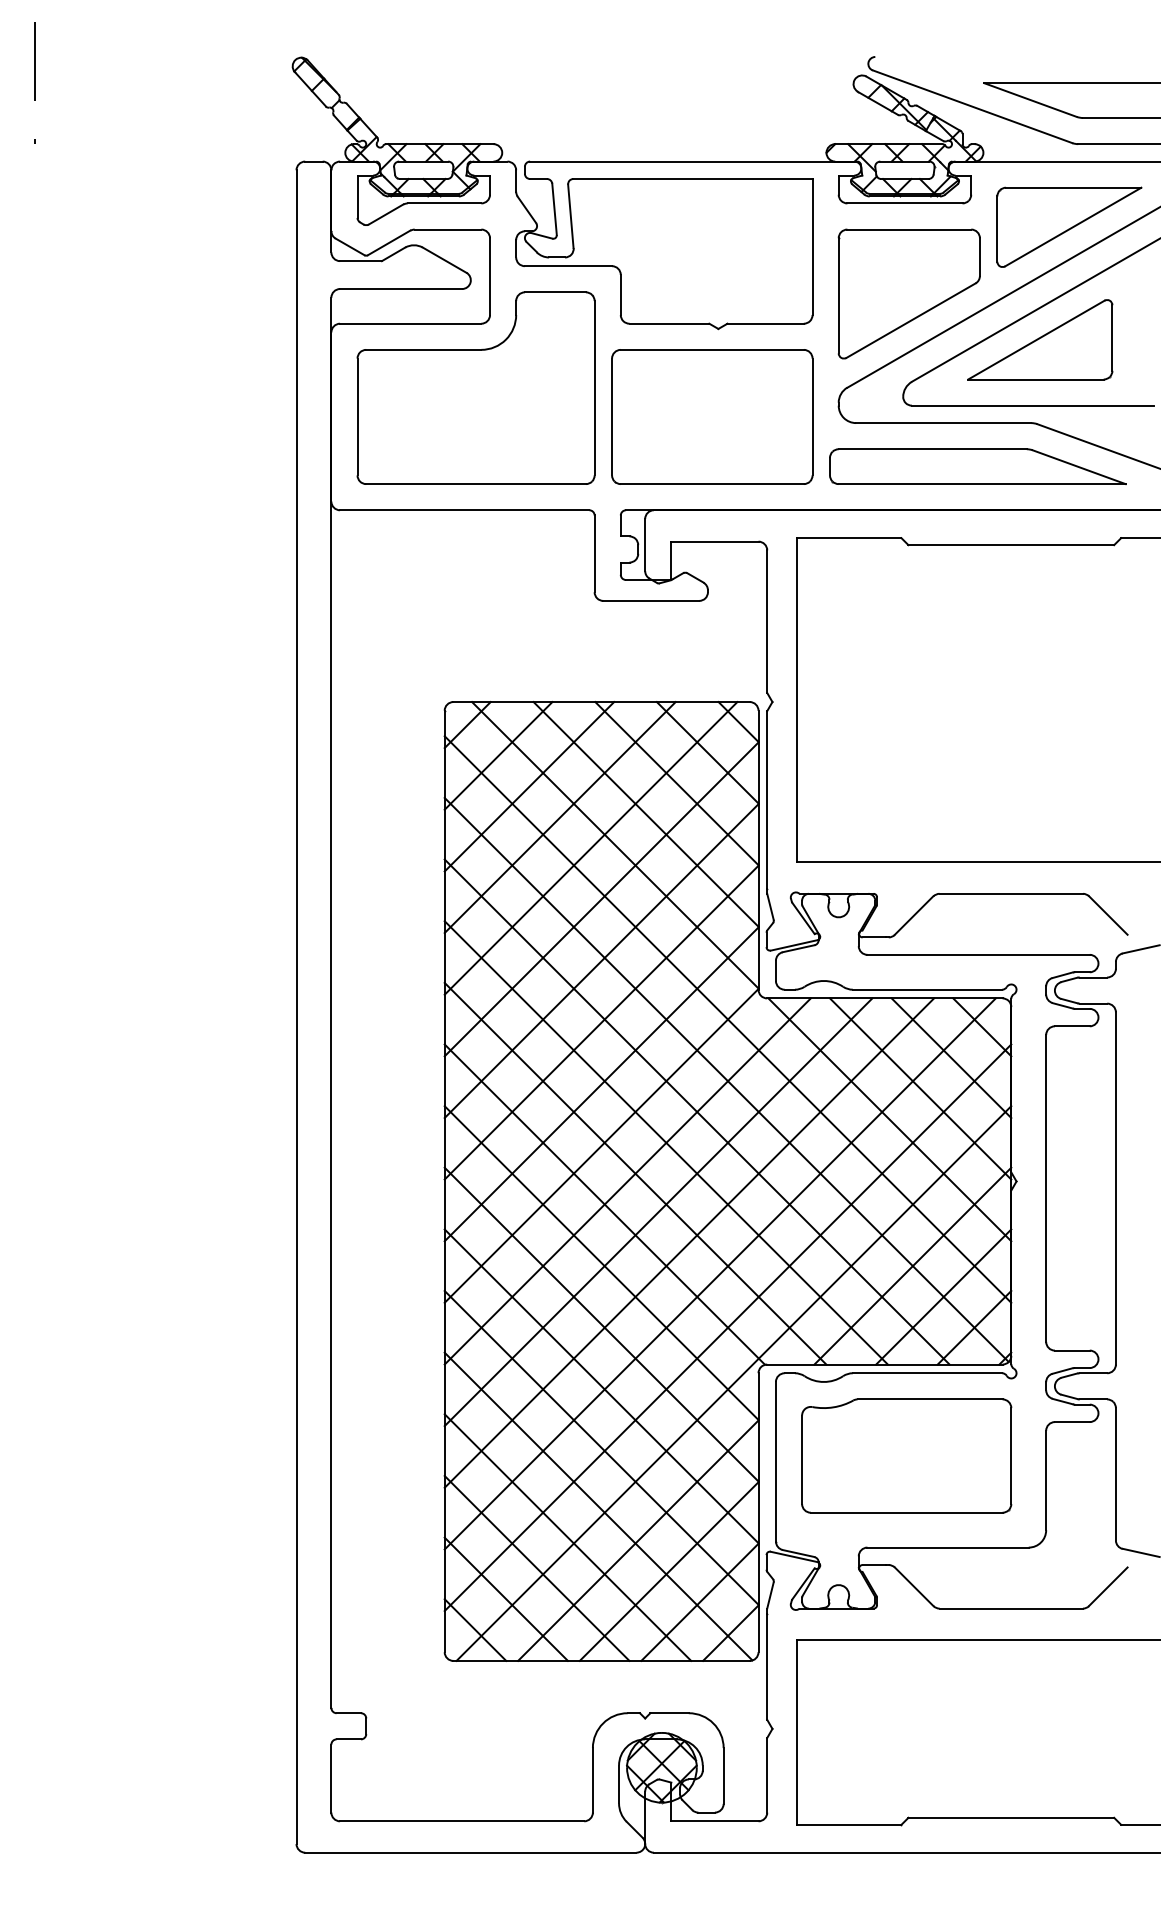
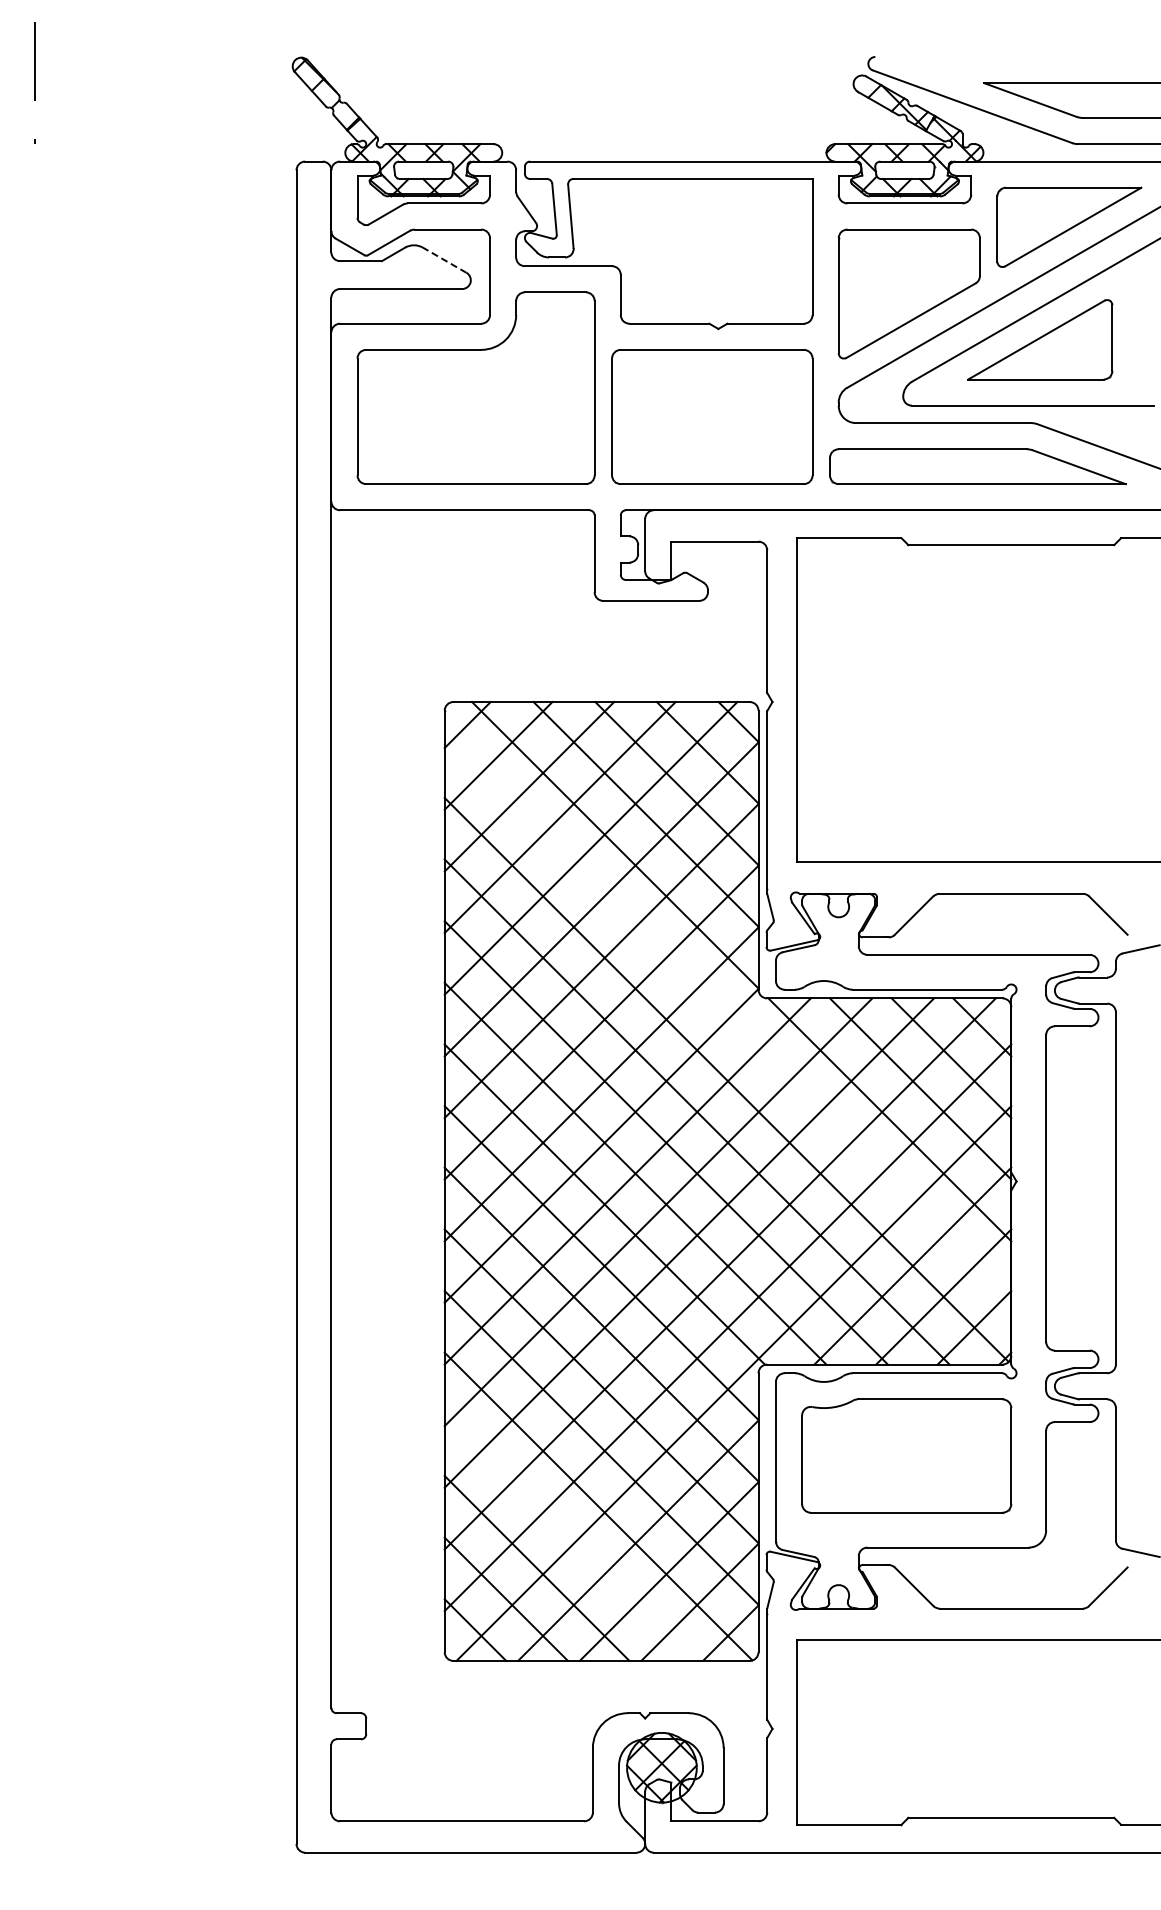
line: solid -> dashed (444, 259)
line: present -> none (727, 1019)
line: present -> none (567, 1537)
